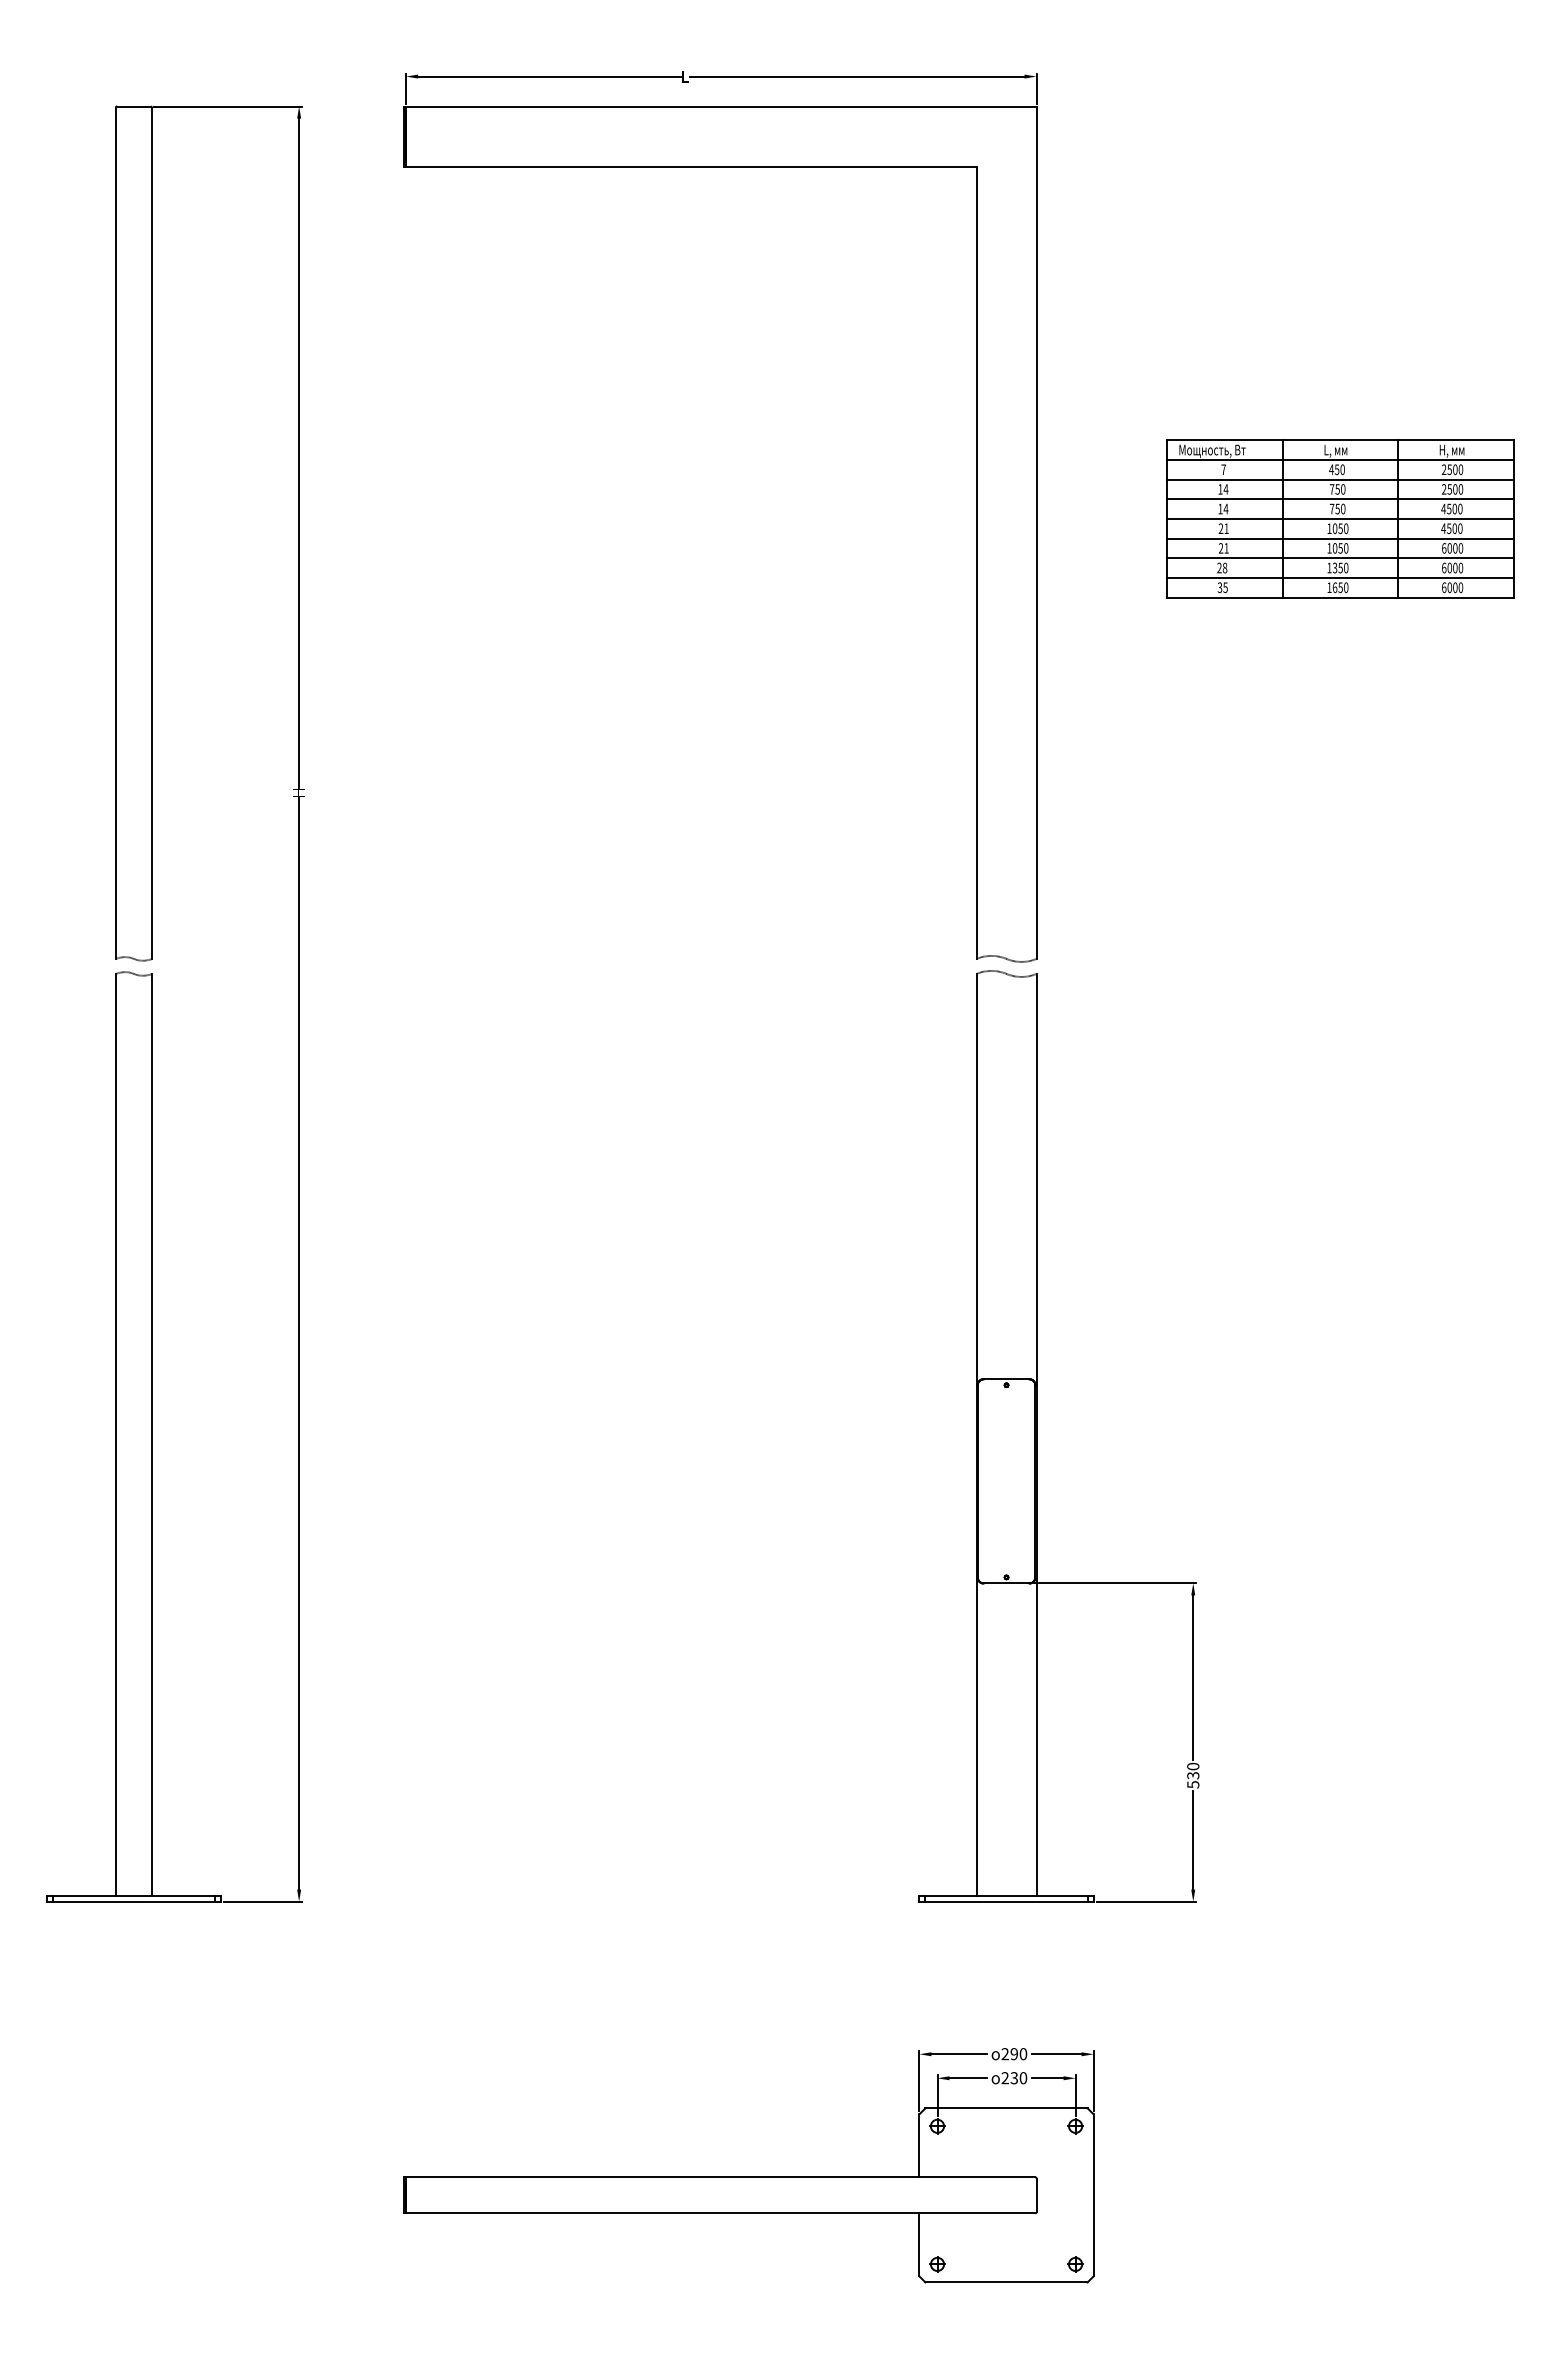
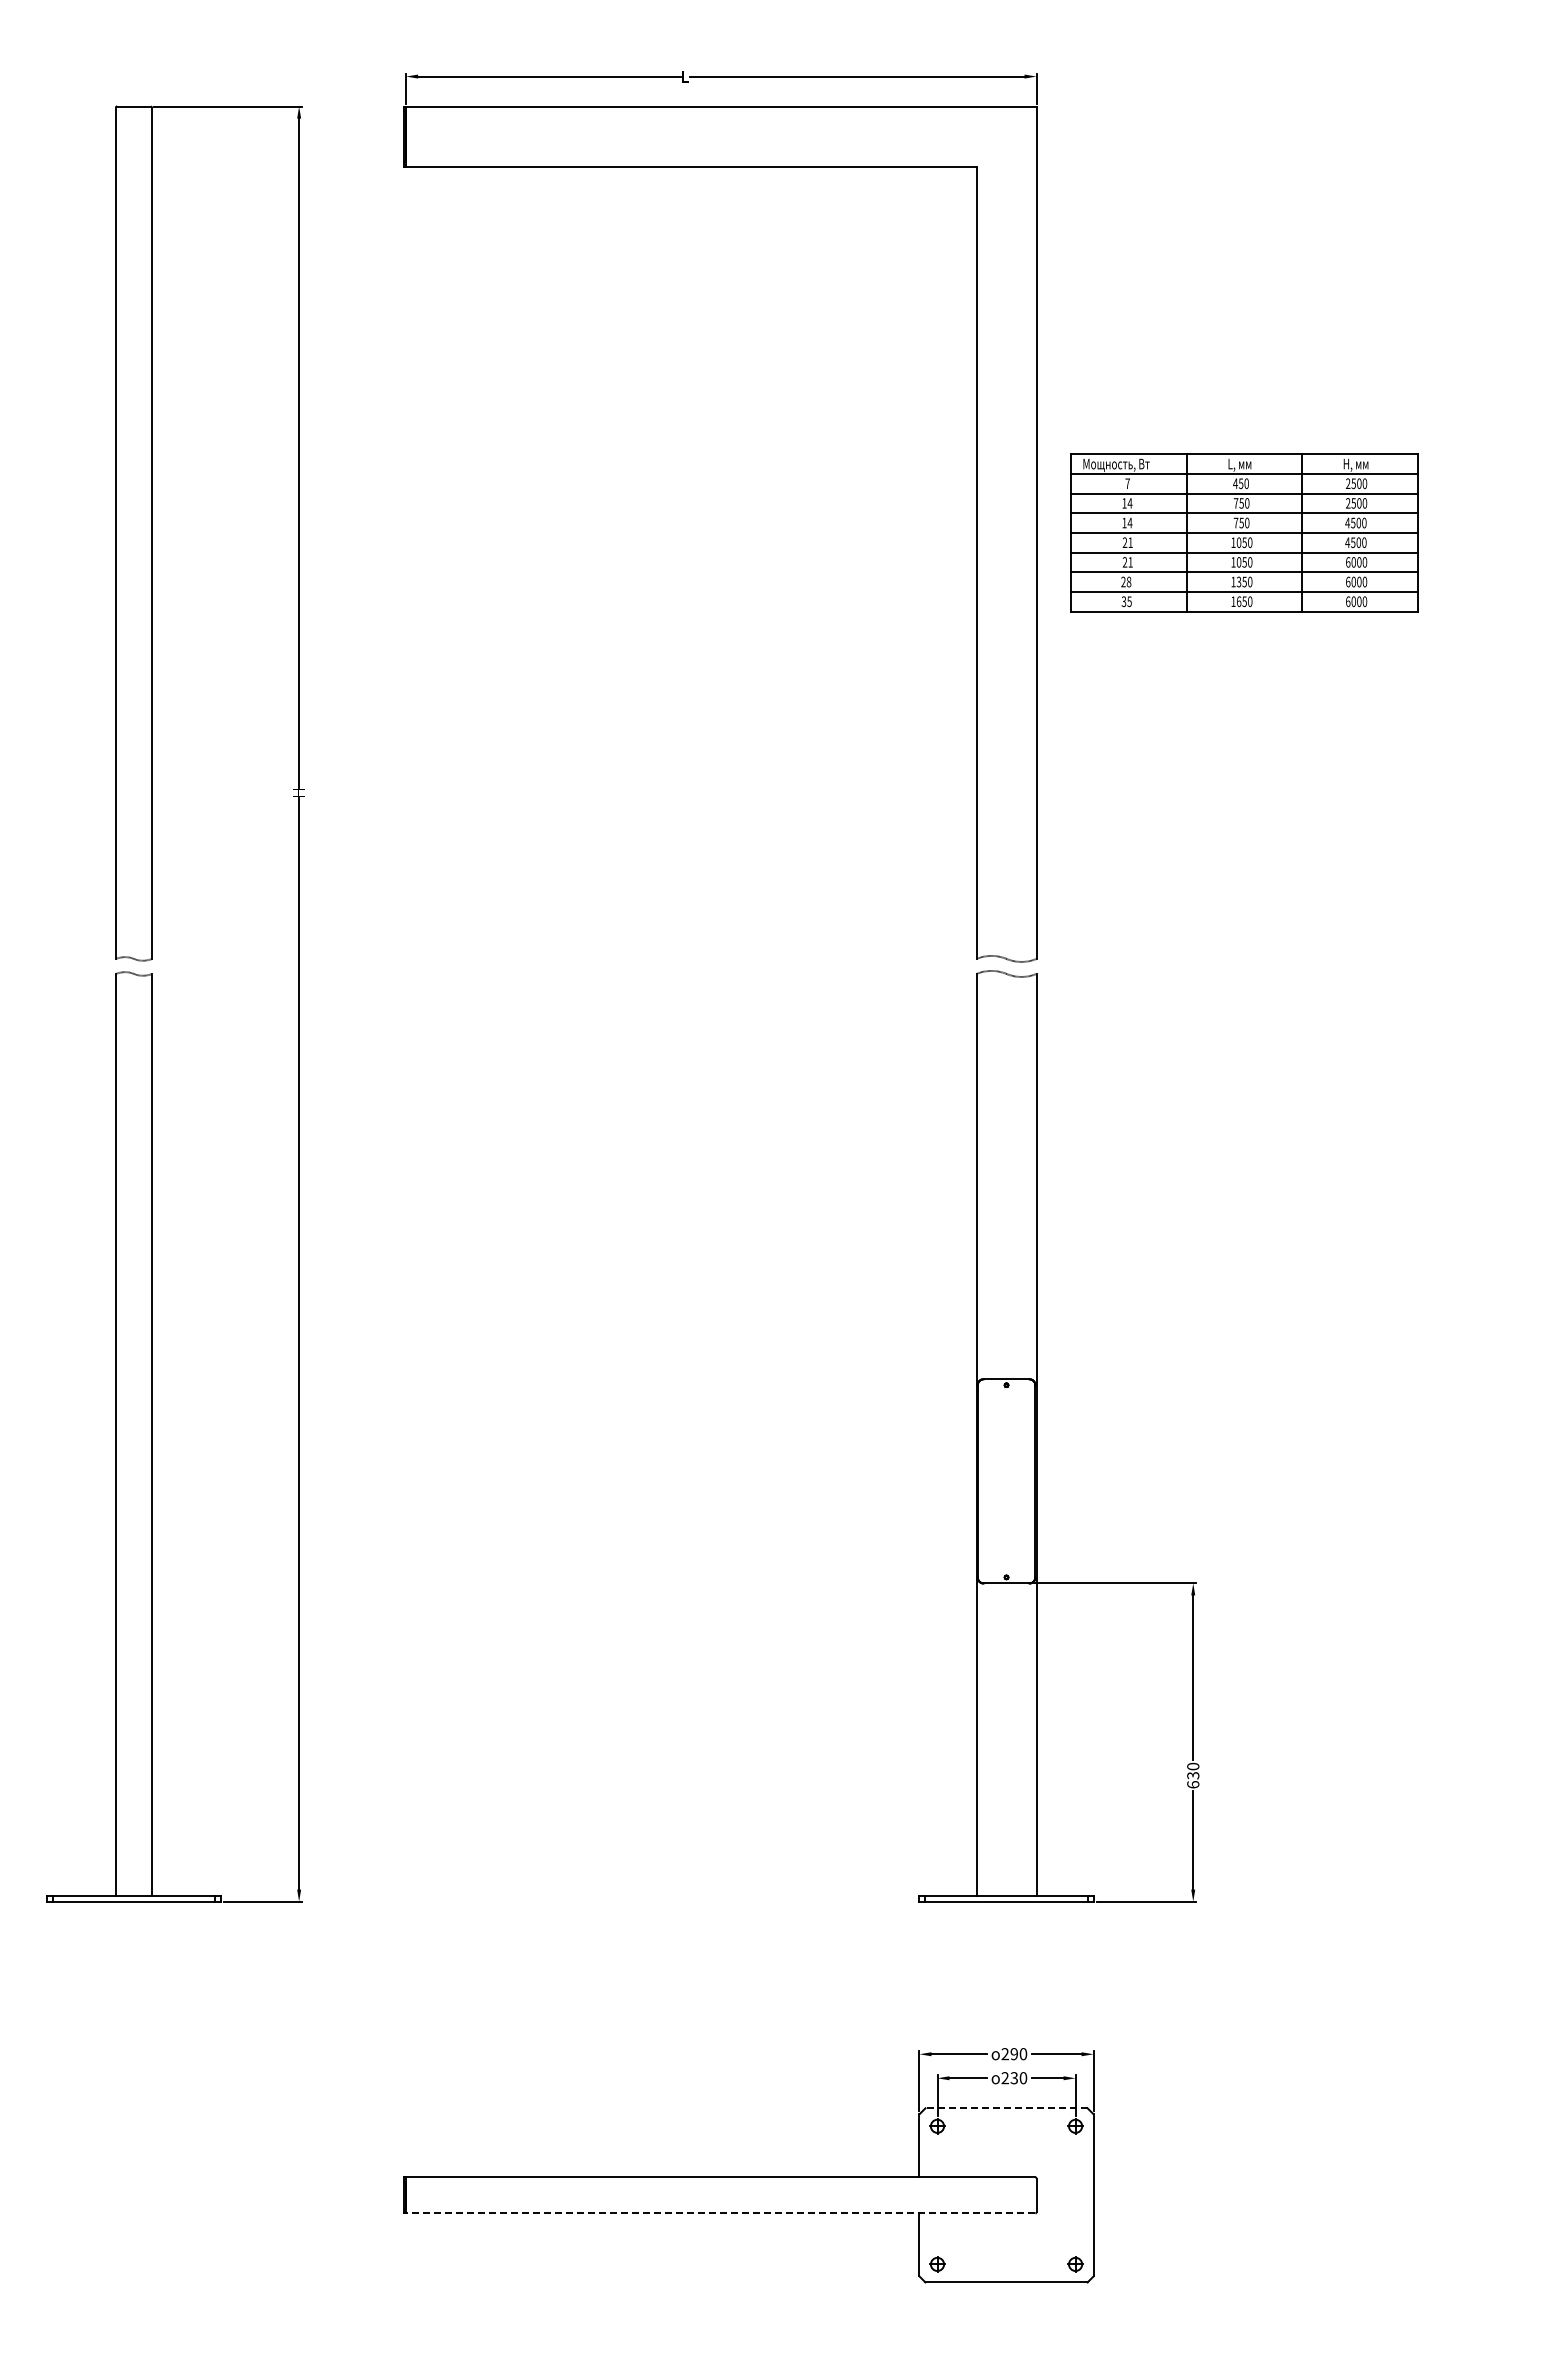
part position: (1340, 518) -> (1244, 532) (1244, 532)
text: 530 -> 630 (1193, 1784)
line: solid -> dashed (1006, 2108)
line: solid -> dashed (720, 2213)
